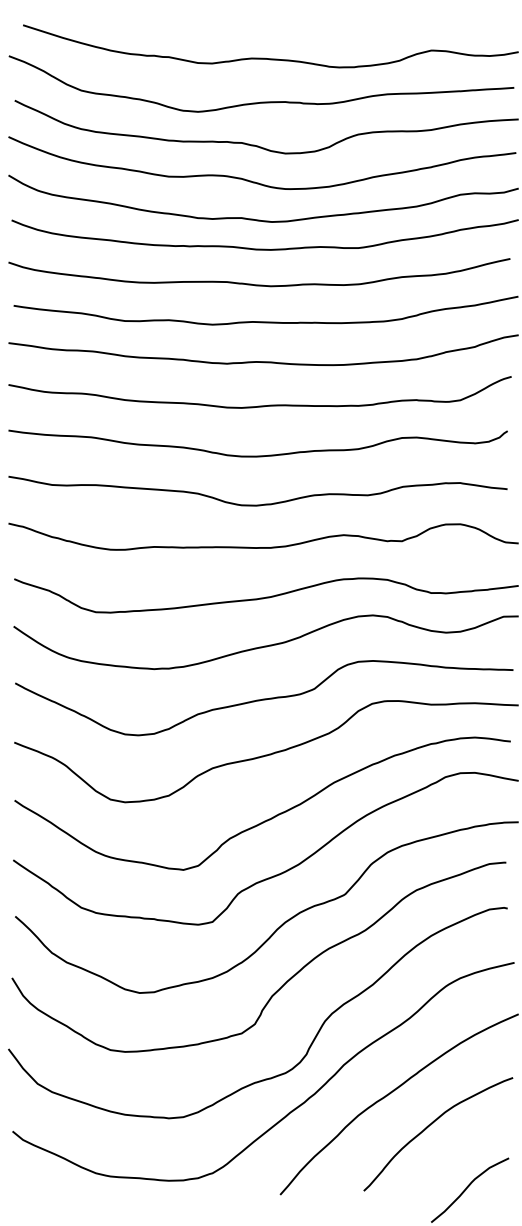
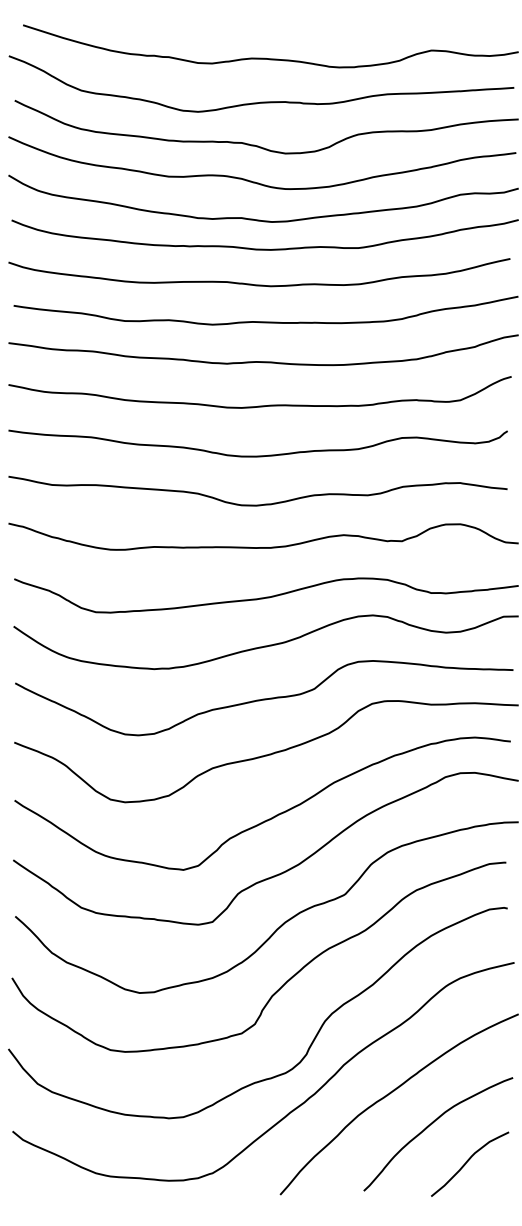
curve position: (468, 1187) -> (468, 1161) (468, 1161)
